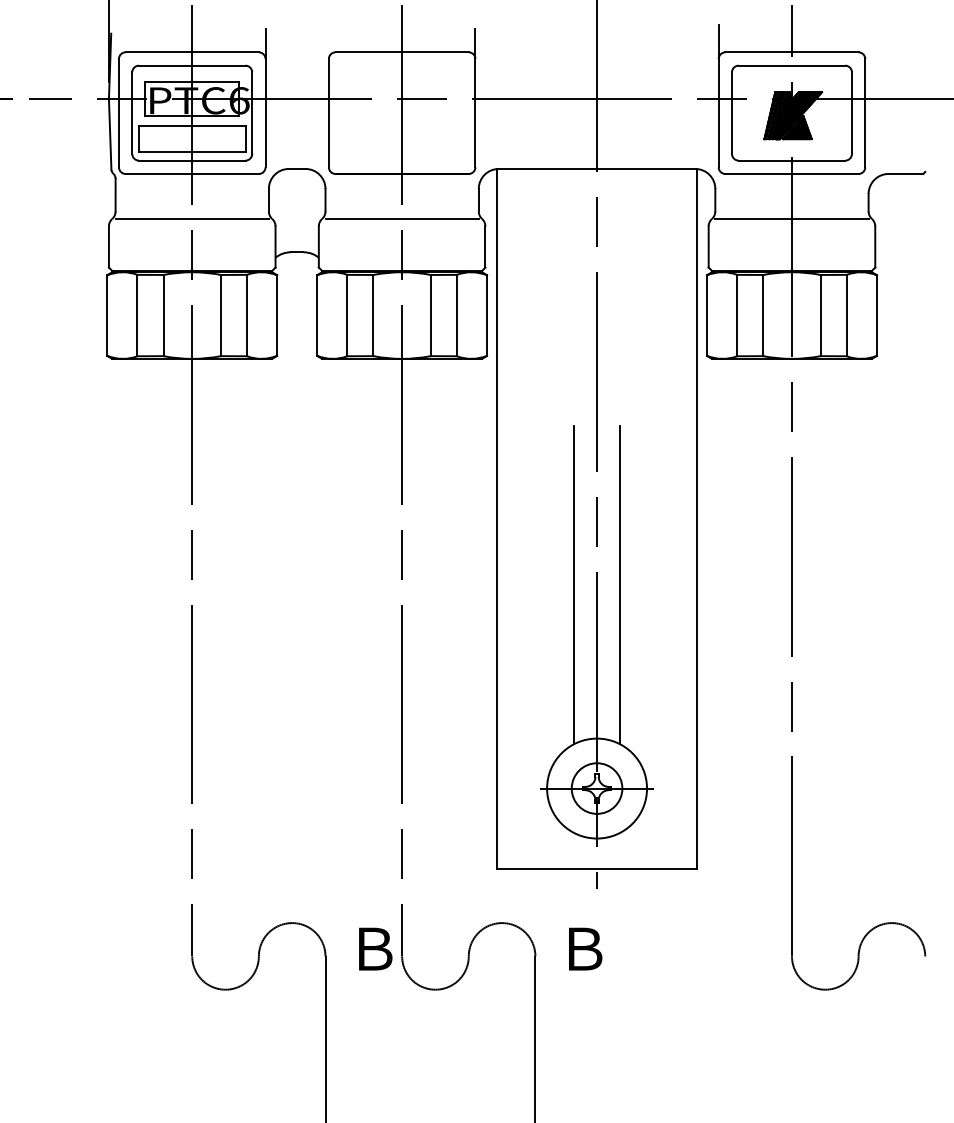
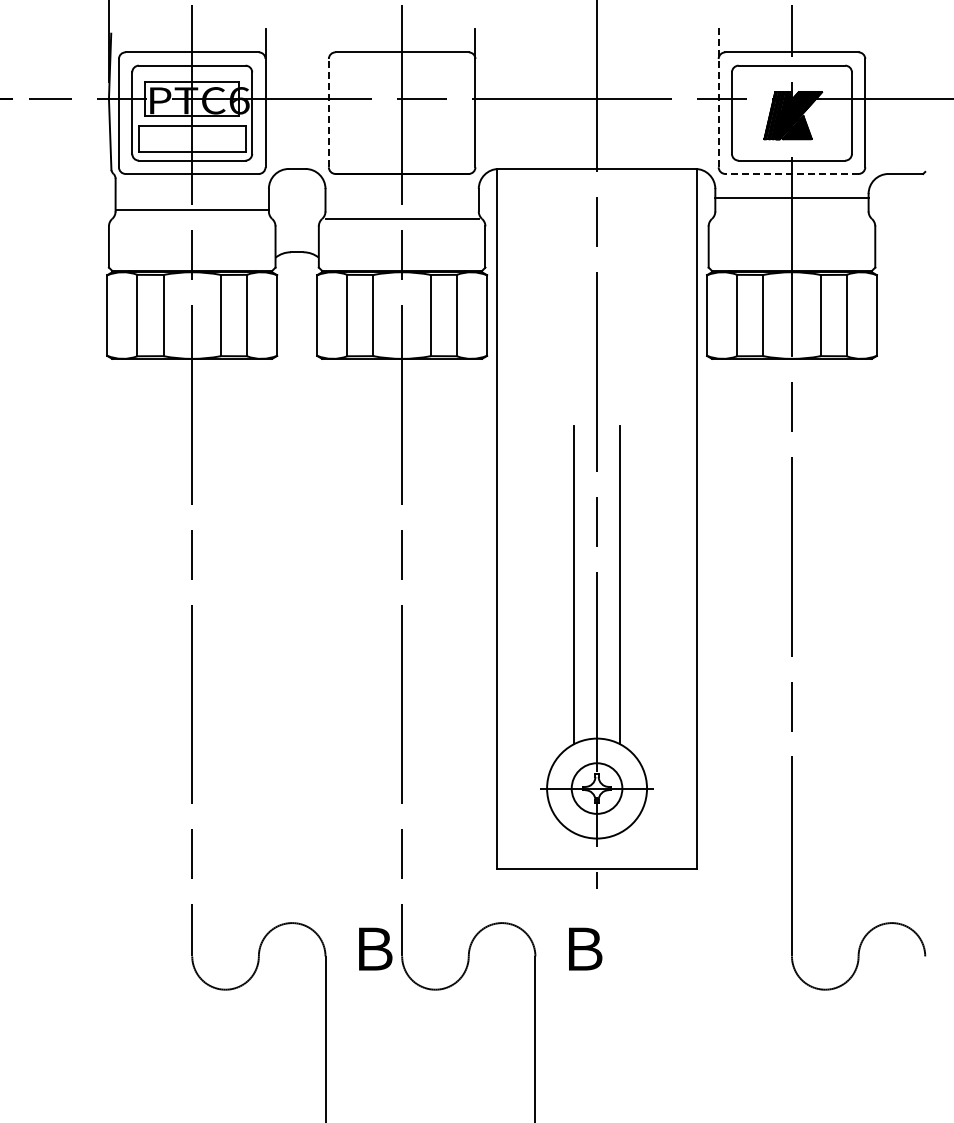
line: solid -> dashed (718, 95)
line: solid -> dashed (328, 112)
line: solid -> dashed (791, 173)
line position: (191, 218) -> (191, 209) (191, 209)
line position: (791, 218) -> (791, 197) (791, 197)
